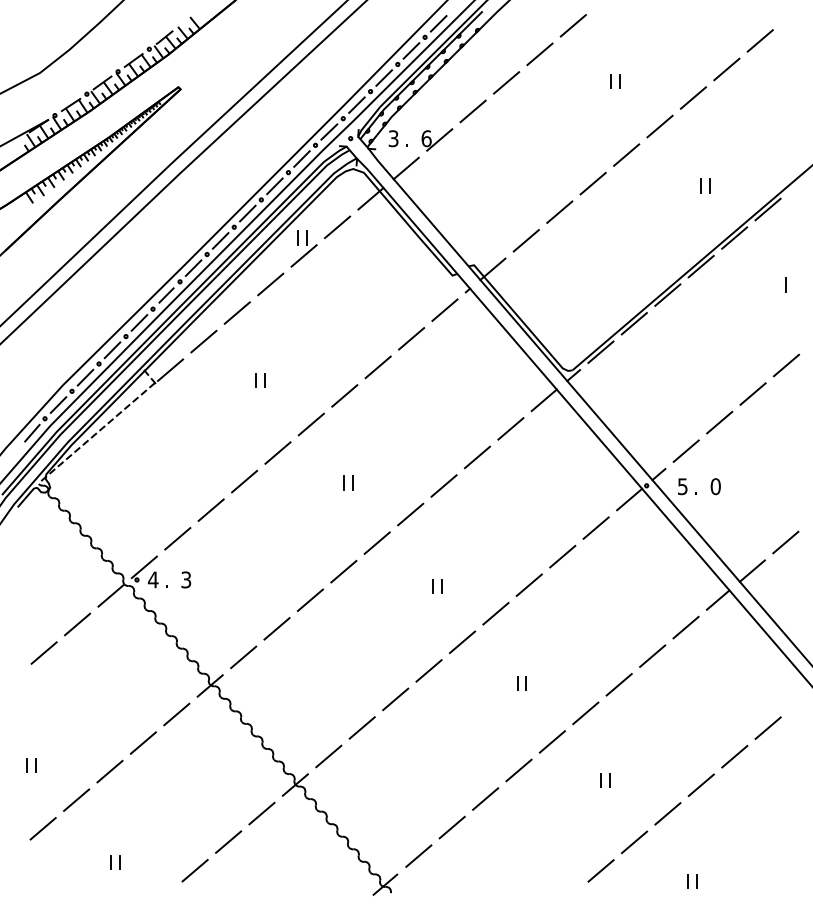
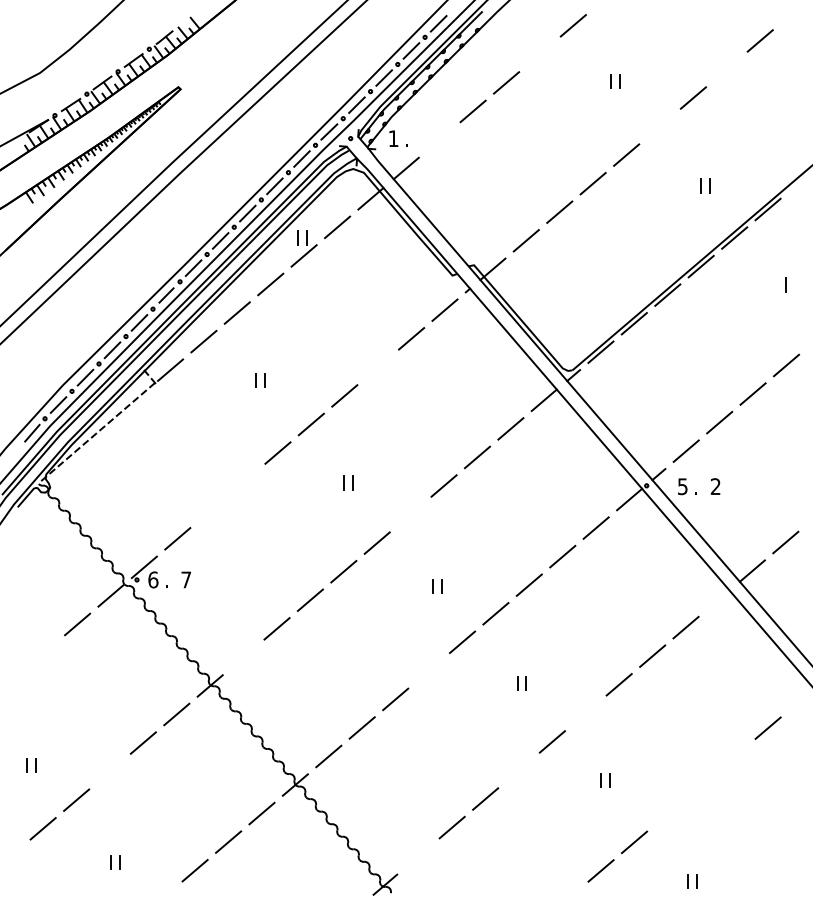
line: present -> none (539, 54)
line: present -> none (726, 69)
line: present -> none (659, 126)
text: 3 -> 1 (393, 138)
part: present -> none (437, 139)
line: present -> none (377, 367)
line: present -> none (244, 481)
text: 0 -> 2 (715, 486)
line: present -> none (210, 509)
line: present -> none (410, 514)
text: 4 -> 6 (153, 579)
text: 3 -> 7 (186, 579)
line: present -> none (717, 599)
line: present -> none (43, 652)
line: present -> none (243, 657)
line: present -> none (428, 670)
line: present -> none (585, 713)
line: present -> none (734, 756)
line: present -> none (518, 770)
line: present -> none (109, 771)
line: present -> none (700, 784)
line: present -> none (667, 813)
line: present -> none (418, 855)
